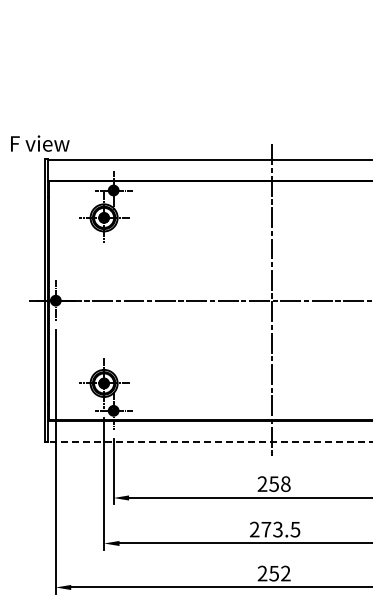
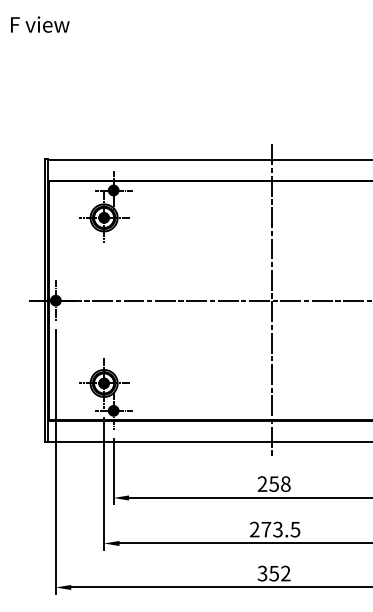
text position: (40, 143) -> (40, 24) (40, 24)
line: dashed -> solid (210, 441)
text: 252 -> 352 (262, 573)
